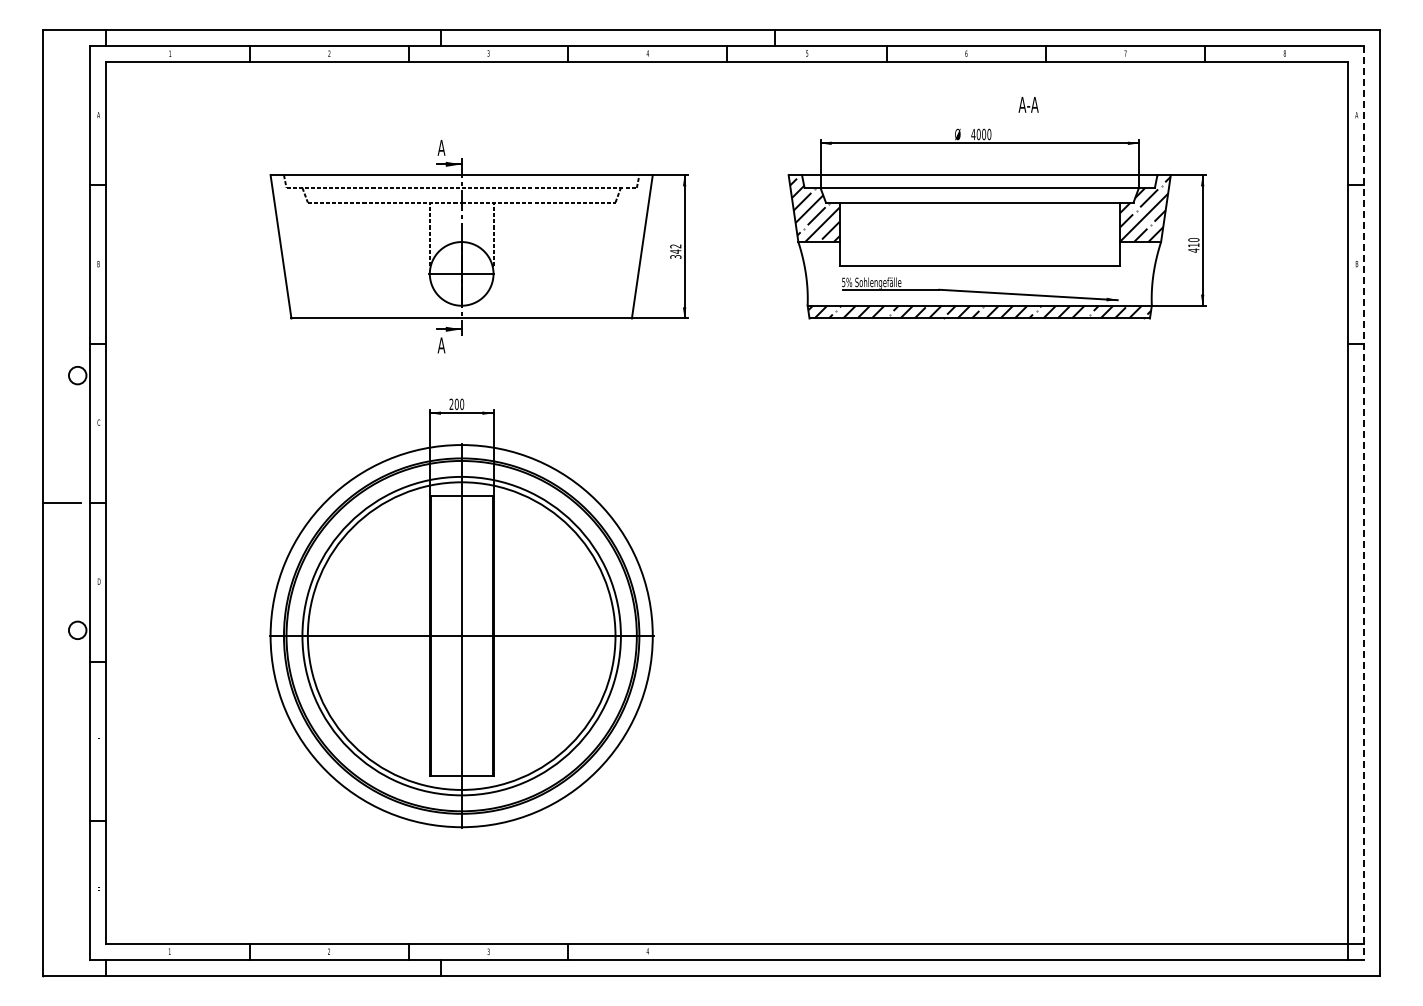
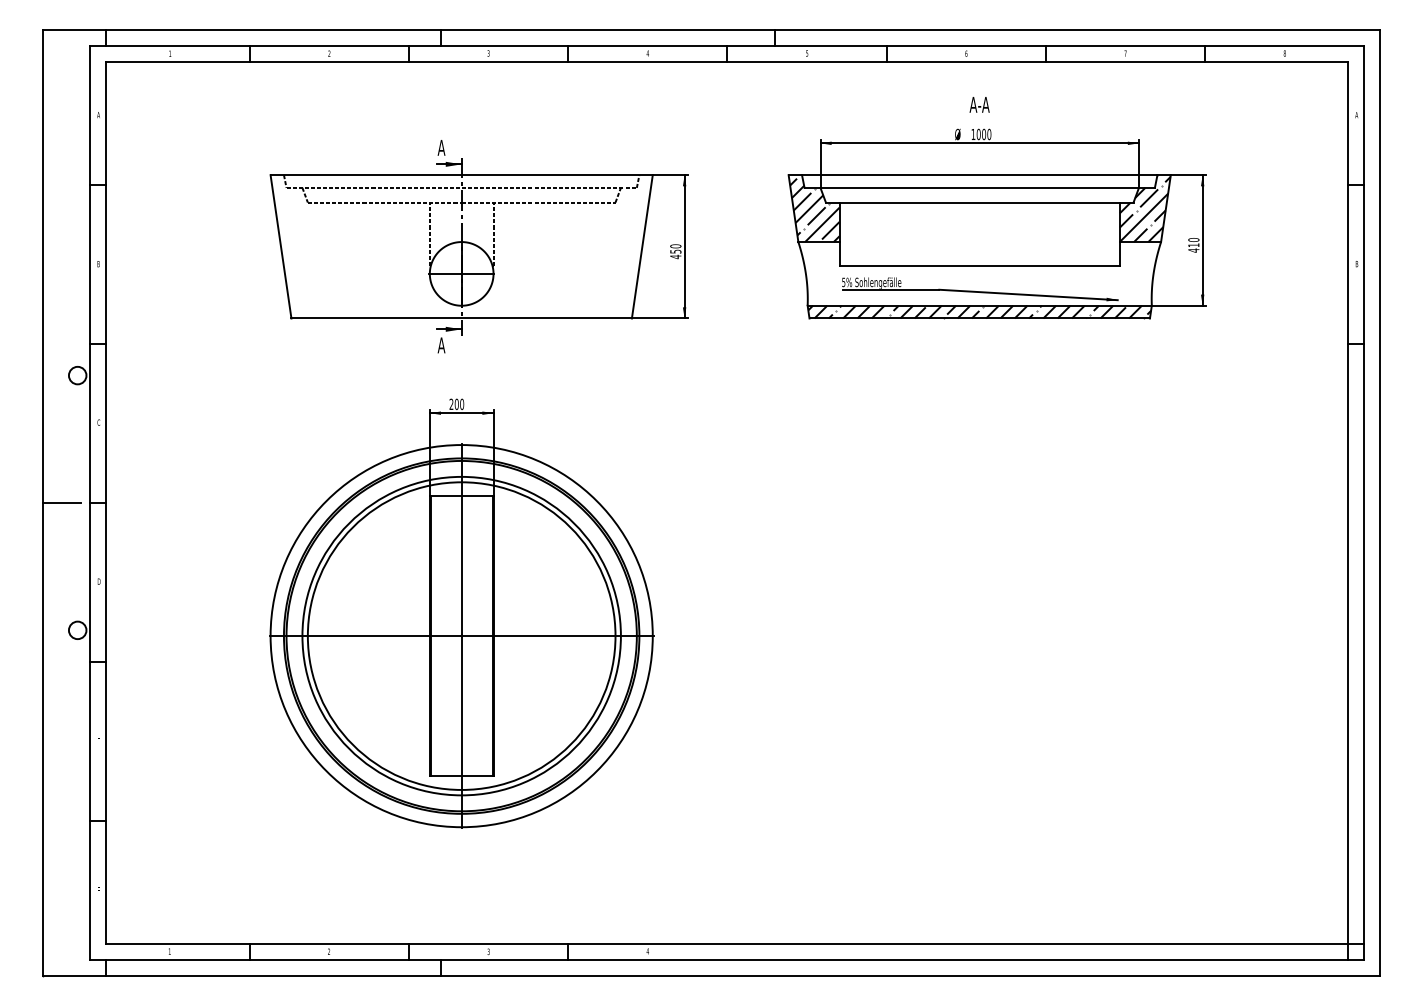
text position: (1028, 104) -> (979, 104) (979, 104)
text: 4000 -> 1000 (973, 134)
text: 342 -> 450 (675, 251)
line: dashed -> solid (1364, 503)
